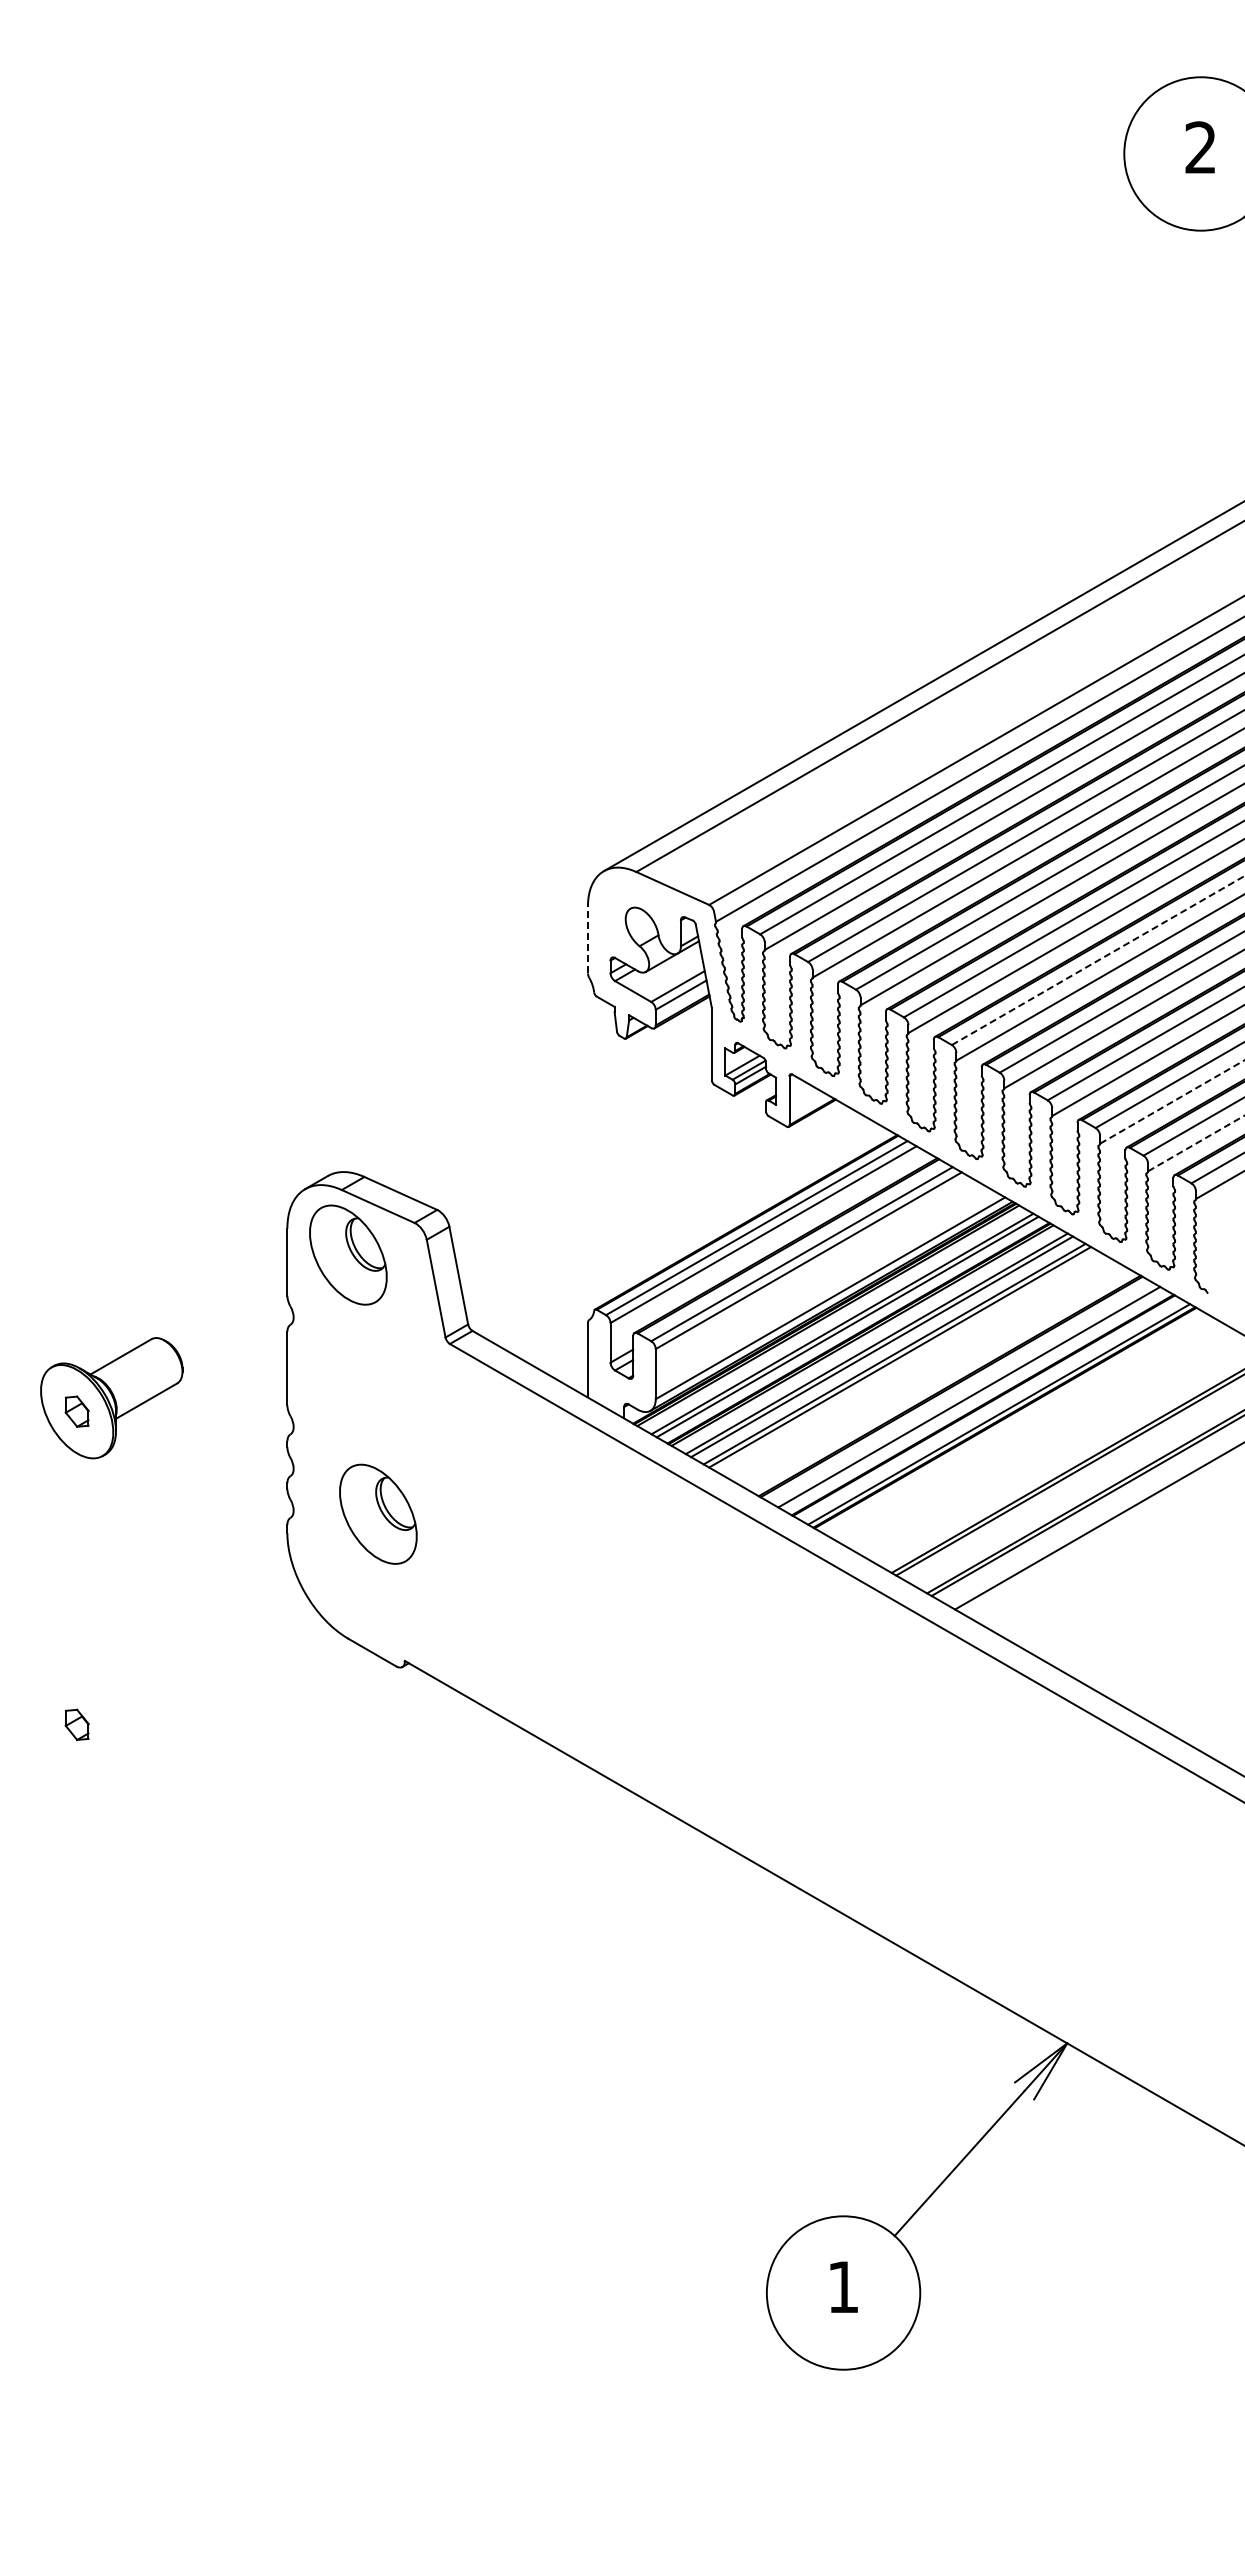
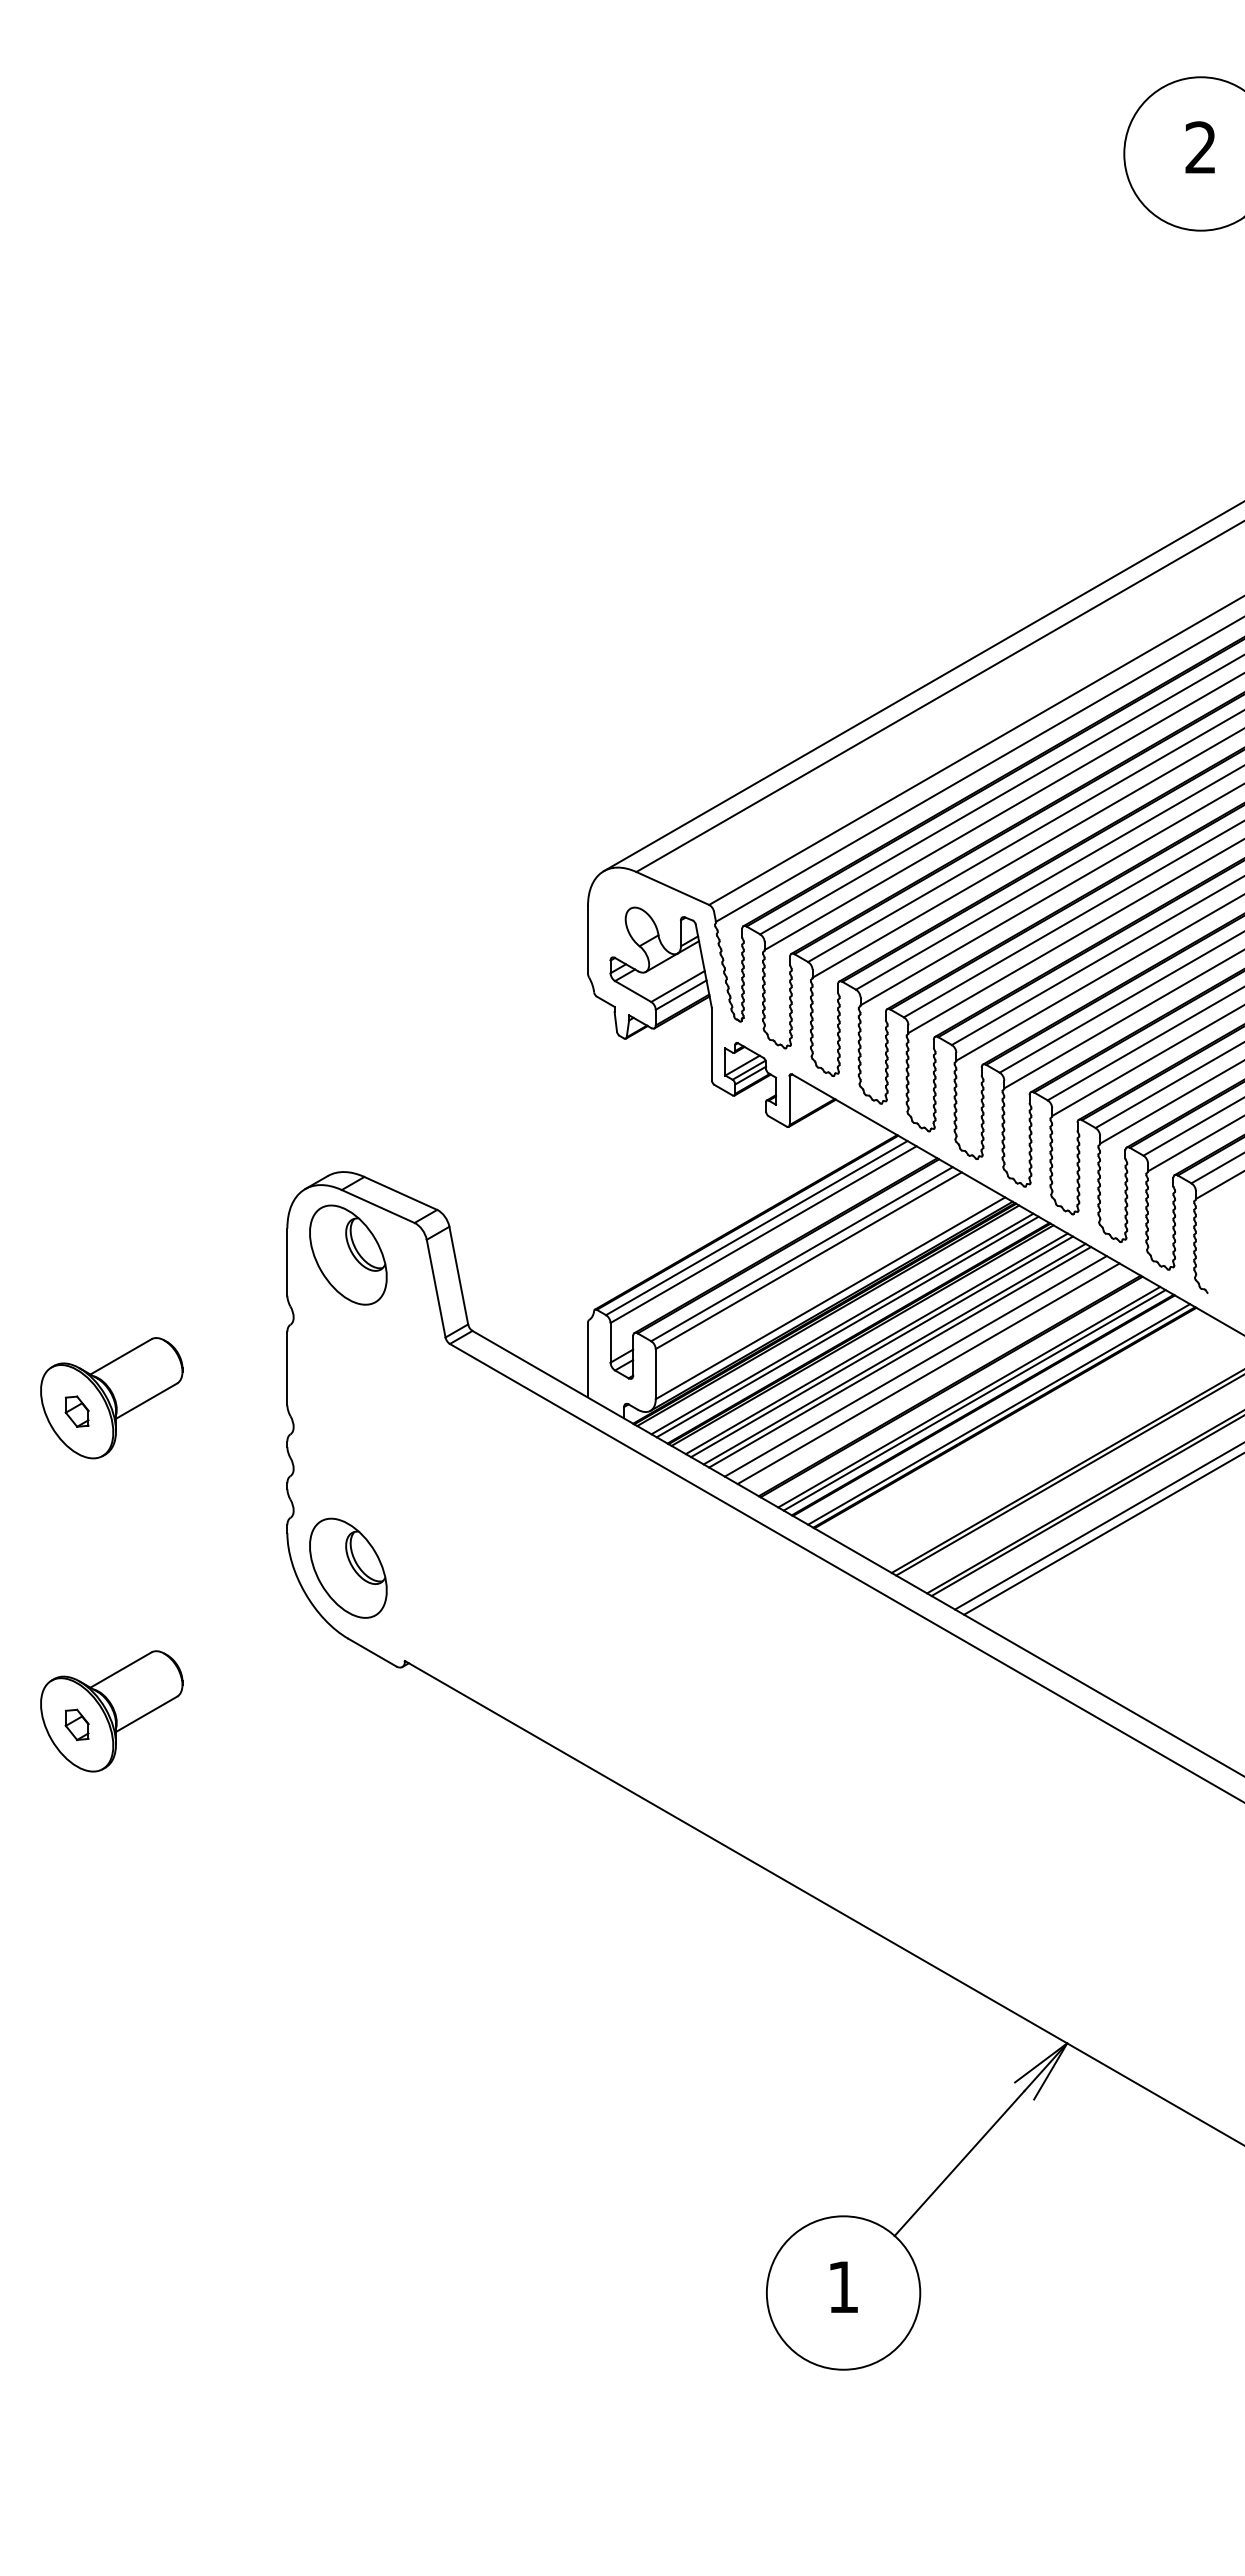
line: dashed -> solid (587, 939)
line: dashed -> solid (1098, 960)
line: dashed -> solid (1172, 1101)
line: dashed -> solid (1196, 1143)
line: none -> present (915, 1366)
line: none -> present (928, 1373)
line: none -> present (974, 1400)
part position: (378, 1513) -> (348, 1567) (348, 1567)
line: none -> present (1102, 1534)
part: none -> present (111, 1711)
